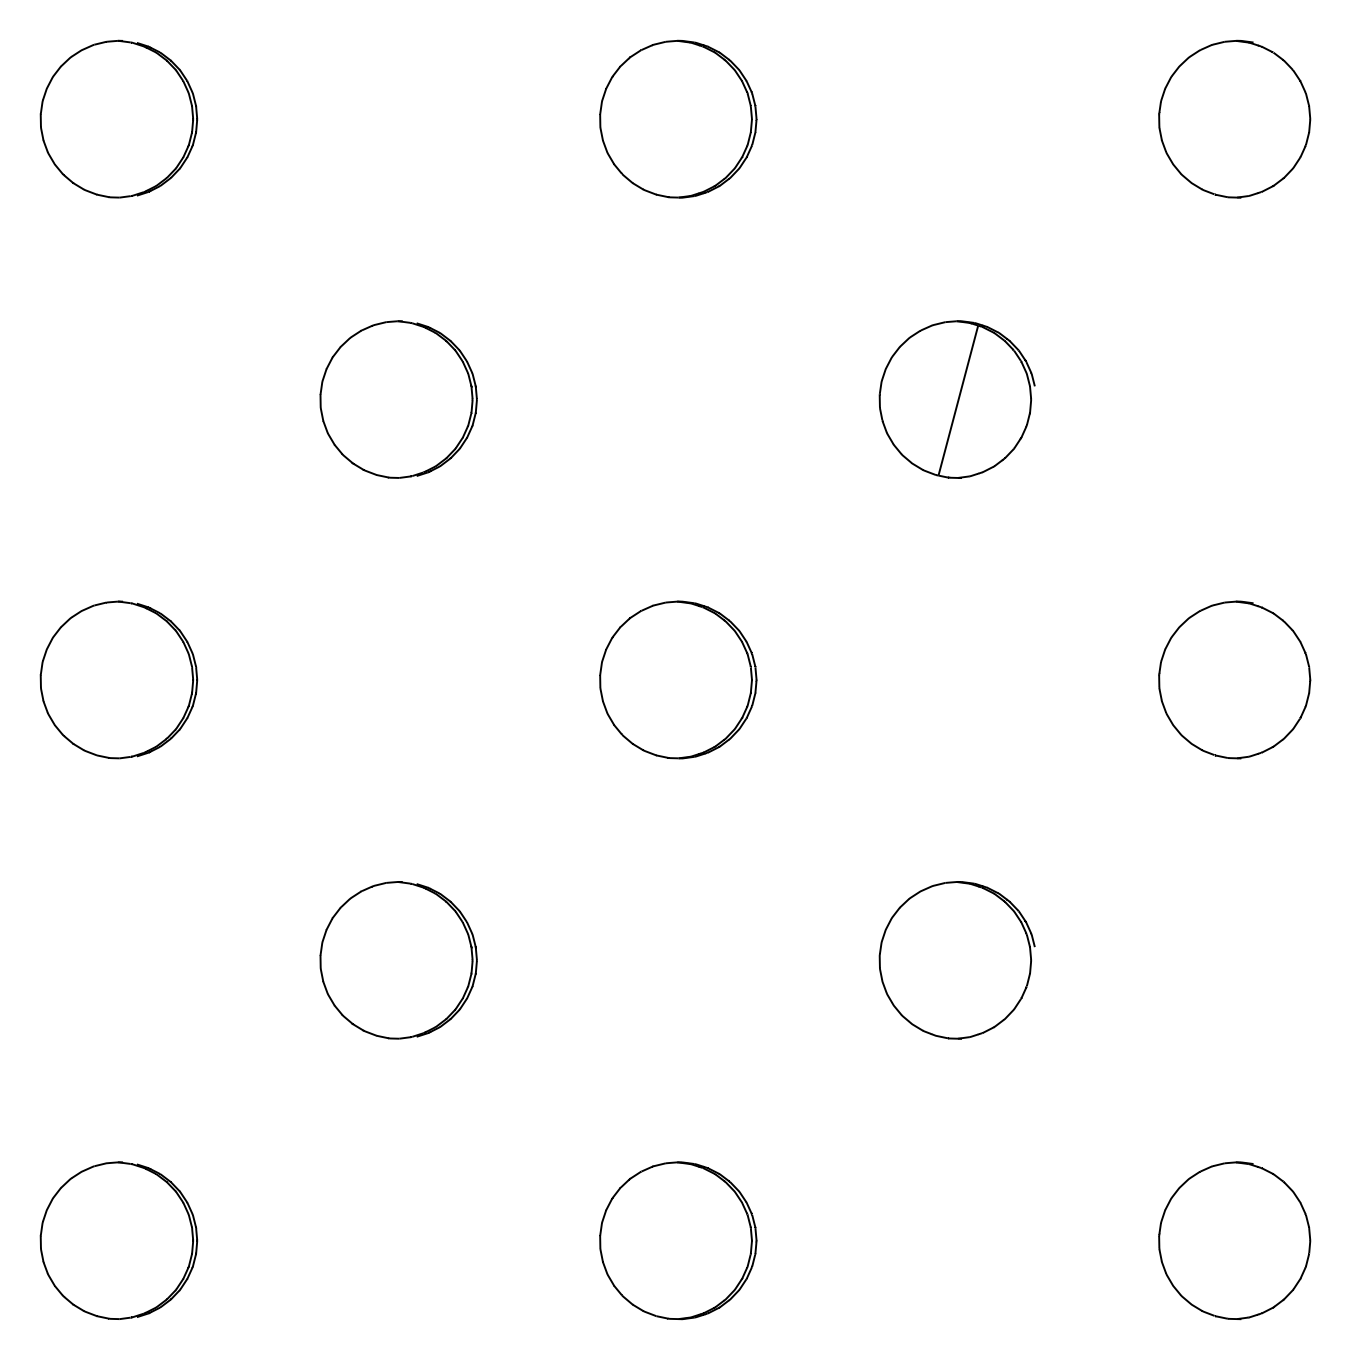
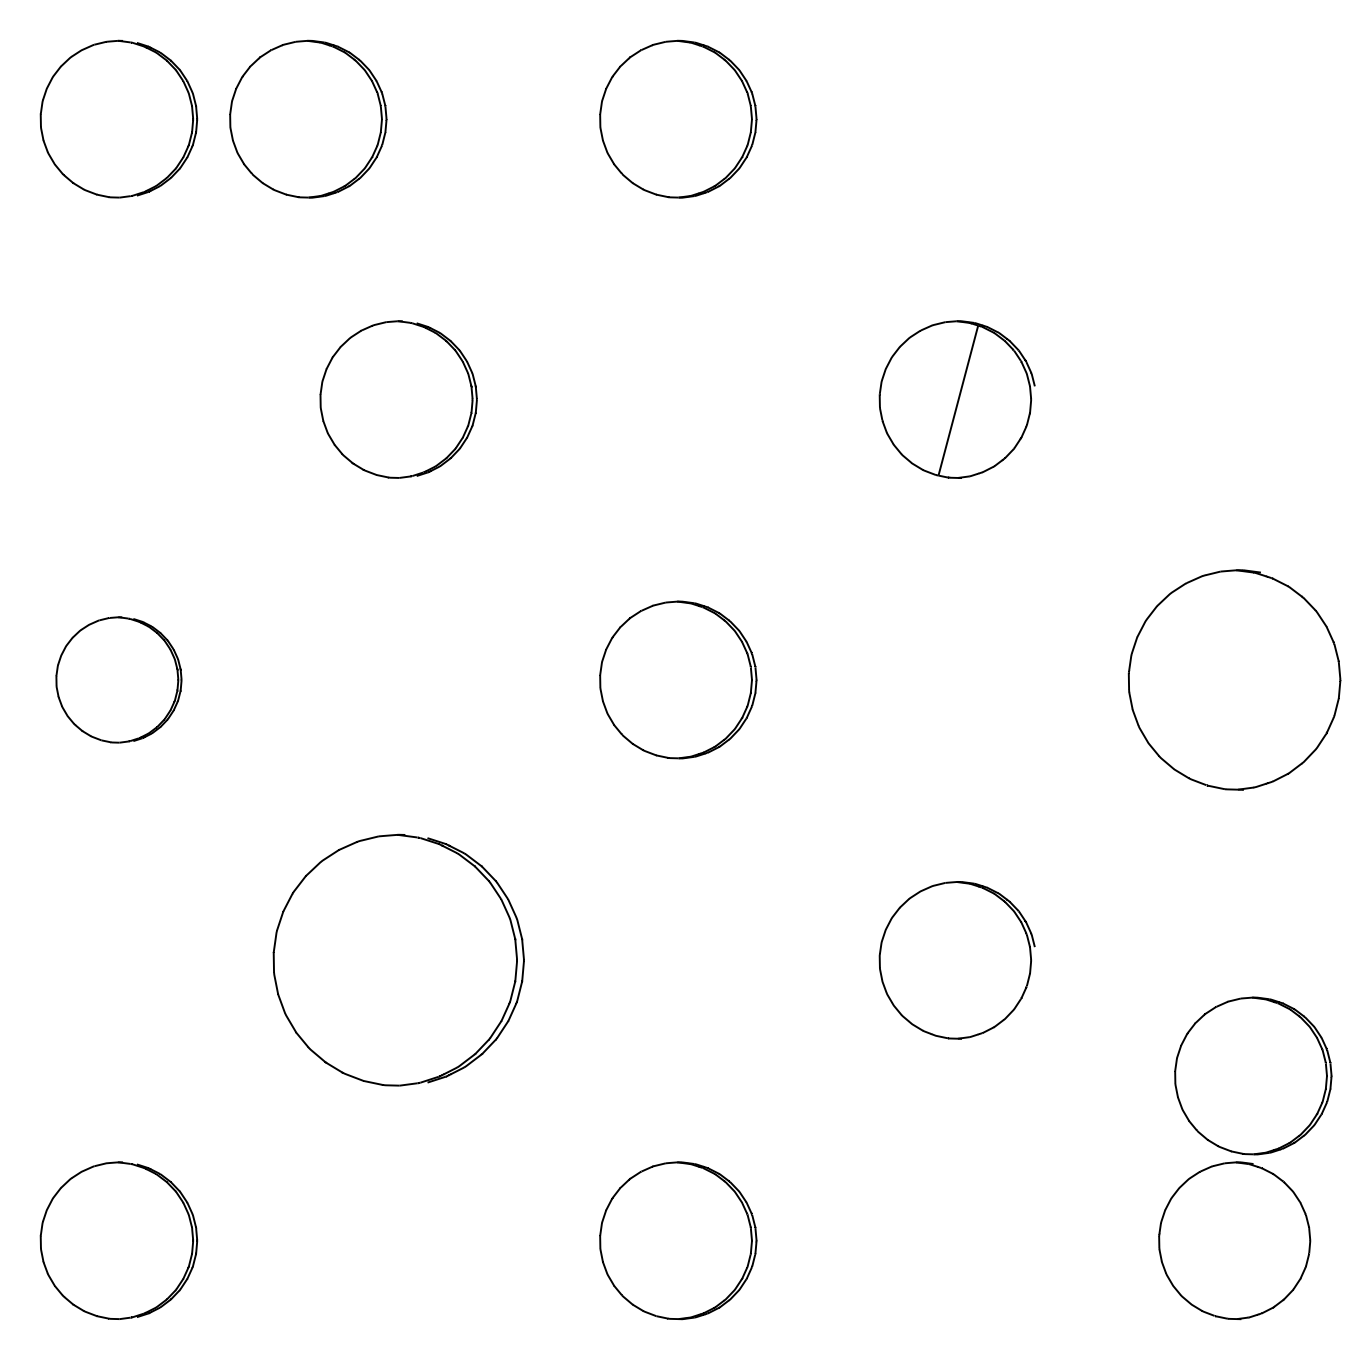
part: none -> present (308, 118)
part: present -> none (1234, 118)
part size: 160x160 px -> 128x128 px (118, 679)
part size: 154x160 px -> 215x222 px (1234, 679)
part size: 159x159 px -> 253x254 px (398, 959)
part: none -> present (1253, 1075)
